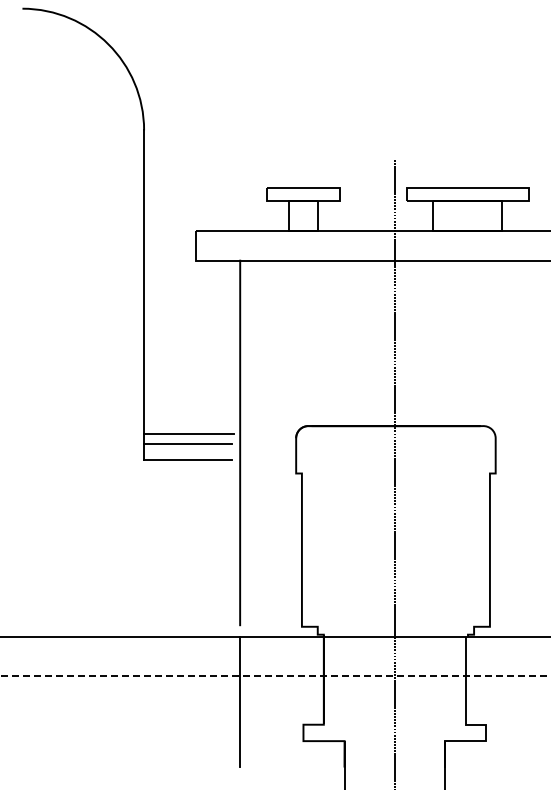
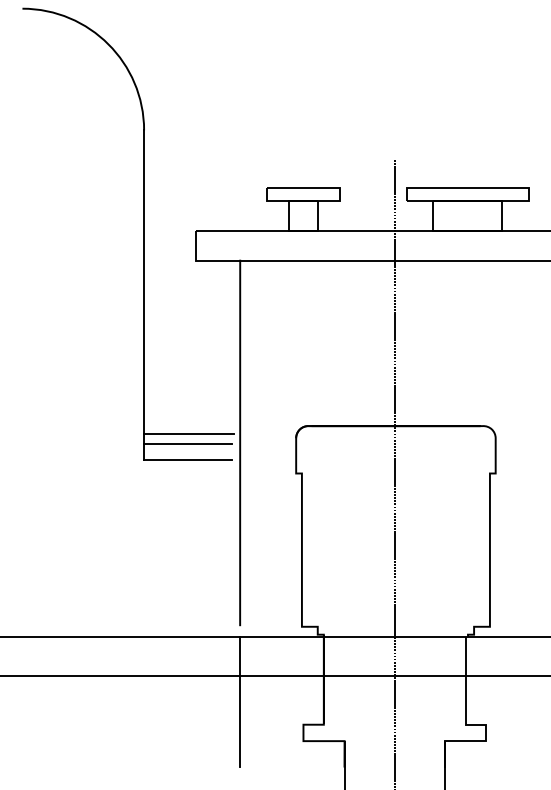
line: dashed -> solid (275, 675)
